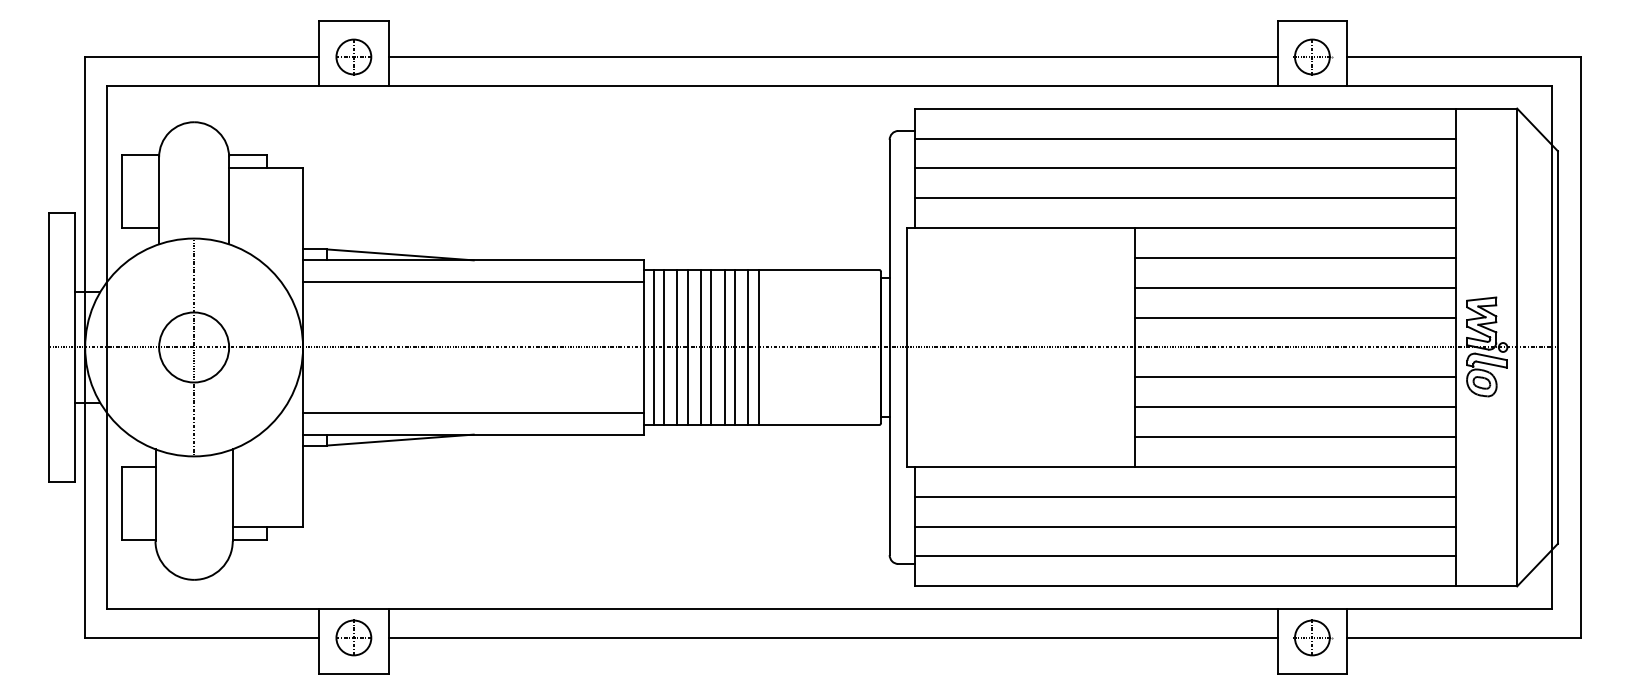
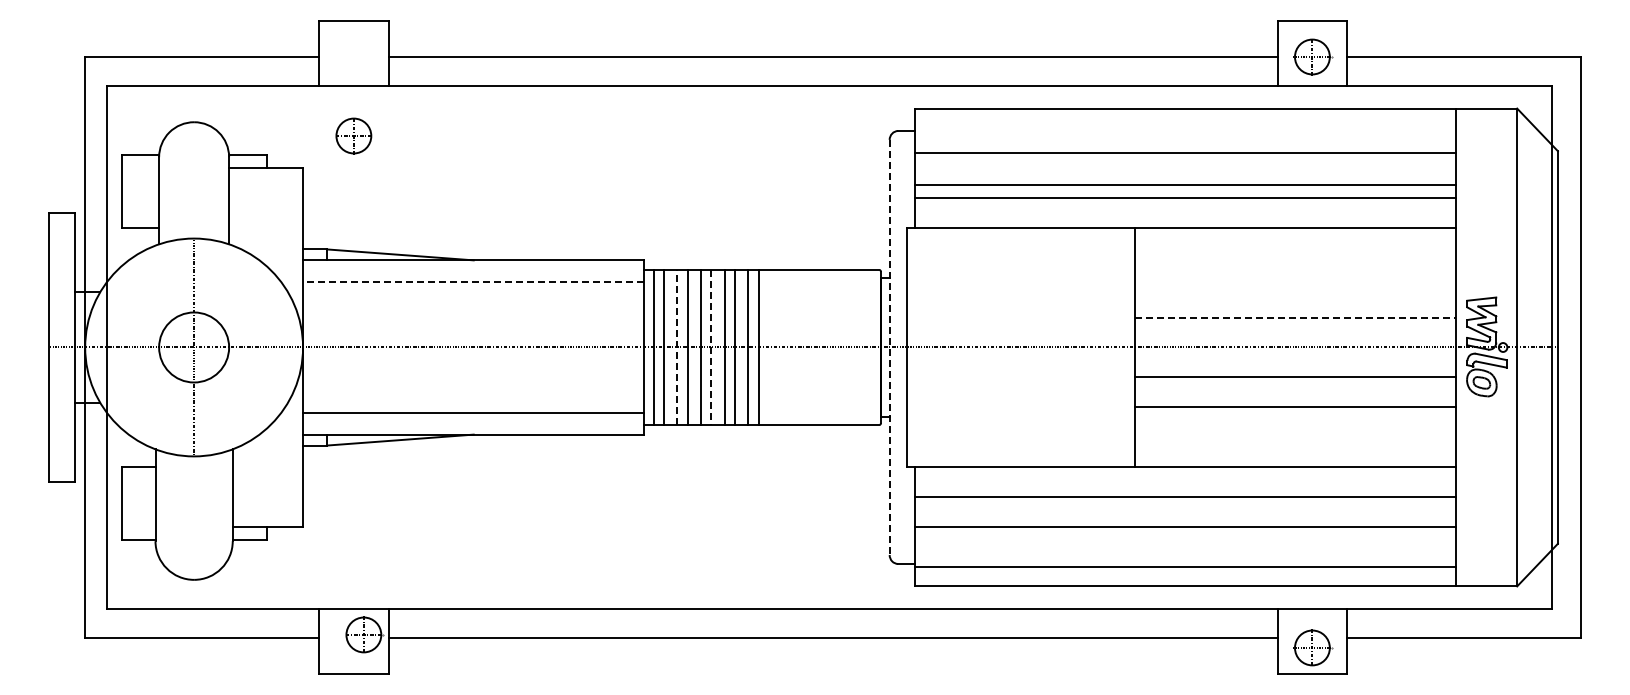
part position: (353, 56) -> (353, 135) (353, 135)
line position: (1185, 138) -> (1185, 152) (1185, 152)
line position: (1185, 168) -> (1185, 185) (1185, 185)
line: present -> none (1295, 257)
line: solid -> dashed (473, 282)
line: present -> none (1295, 287)
line: solid -> dashed (1296, 317)
line: solid -> dashed (677, 347)
line: solid -> dashed (711, 347)
line: solid -> dashed (889, 347)
line: present -> none (1295, 437)
line position: (1185, 556) -> (1185, 567) (1185, 567)
part position: (353, 637) -> (363, 634) (363, 634)
part position: (1313, 637) -> (1313, 647) (1313, 647)
